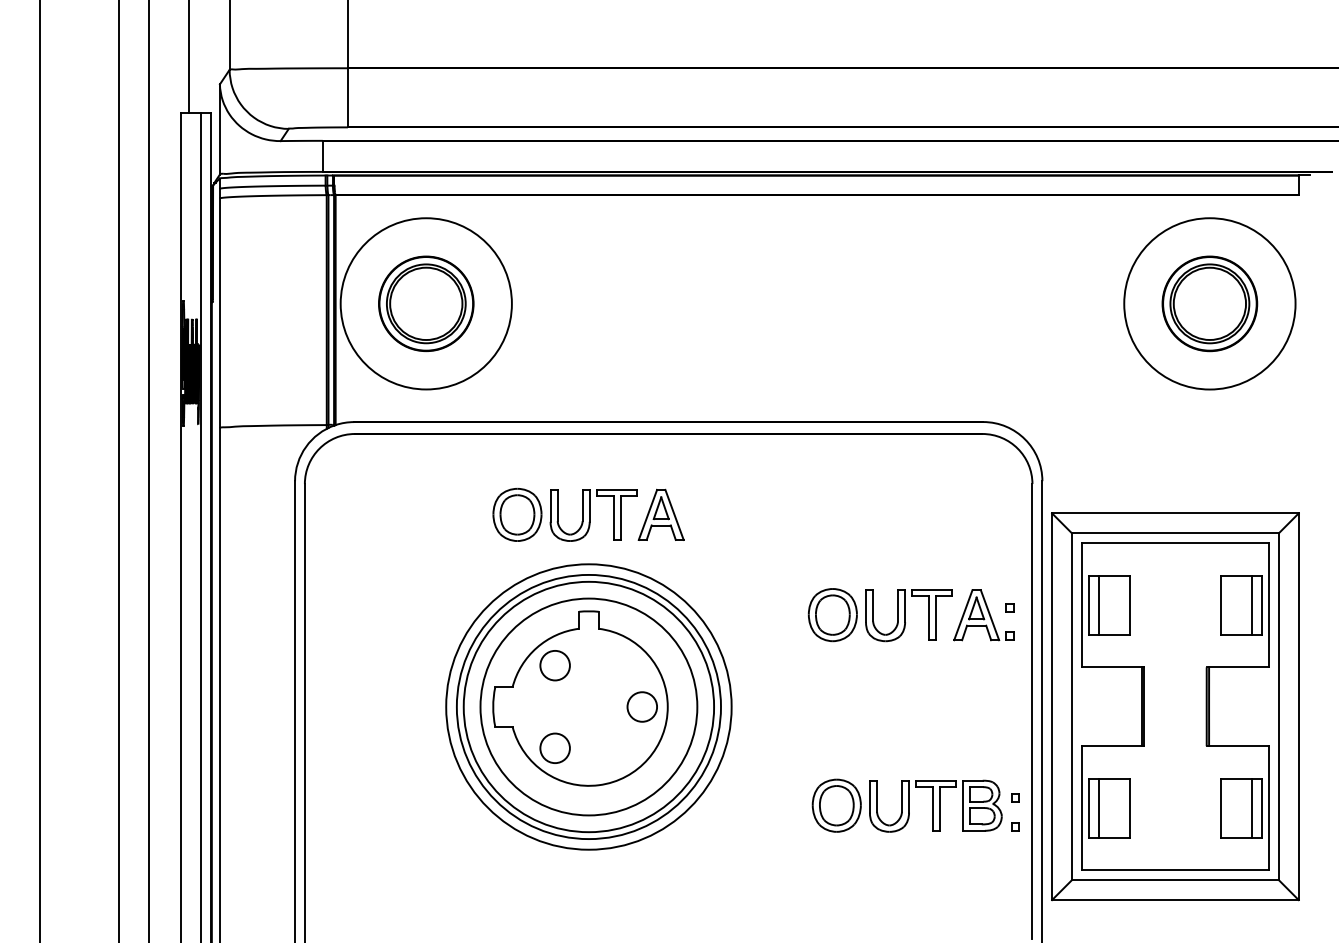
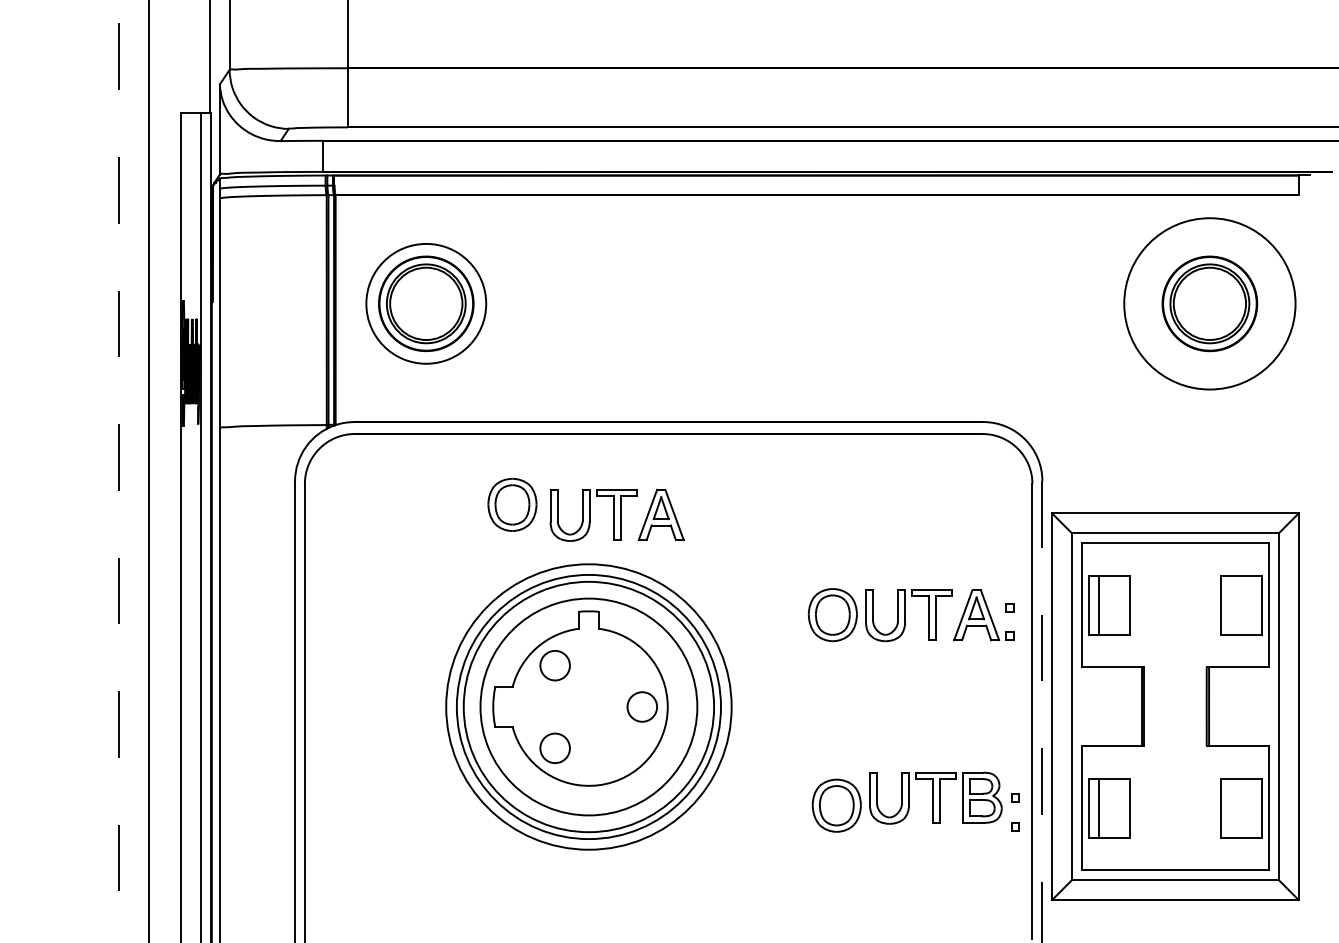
line position: (188, 57) -> (209, 57) (209, 57)
circle diameter: 171 px -> 120 px (426, 303)
line: present -> none (40, 470)
line: solid -> dashed (118, 471)
part position: (517, 514) -> (512, 504) (512, 504)
line: present -> none (1252, 604)
line: solid -> dashed (1042, 712)
part position: (935, 805) -> (935, 797) (935, 797)
line: present -> none (1252, 807)
